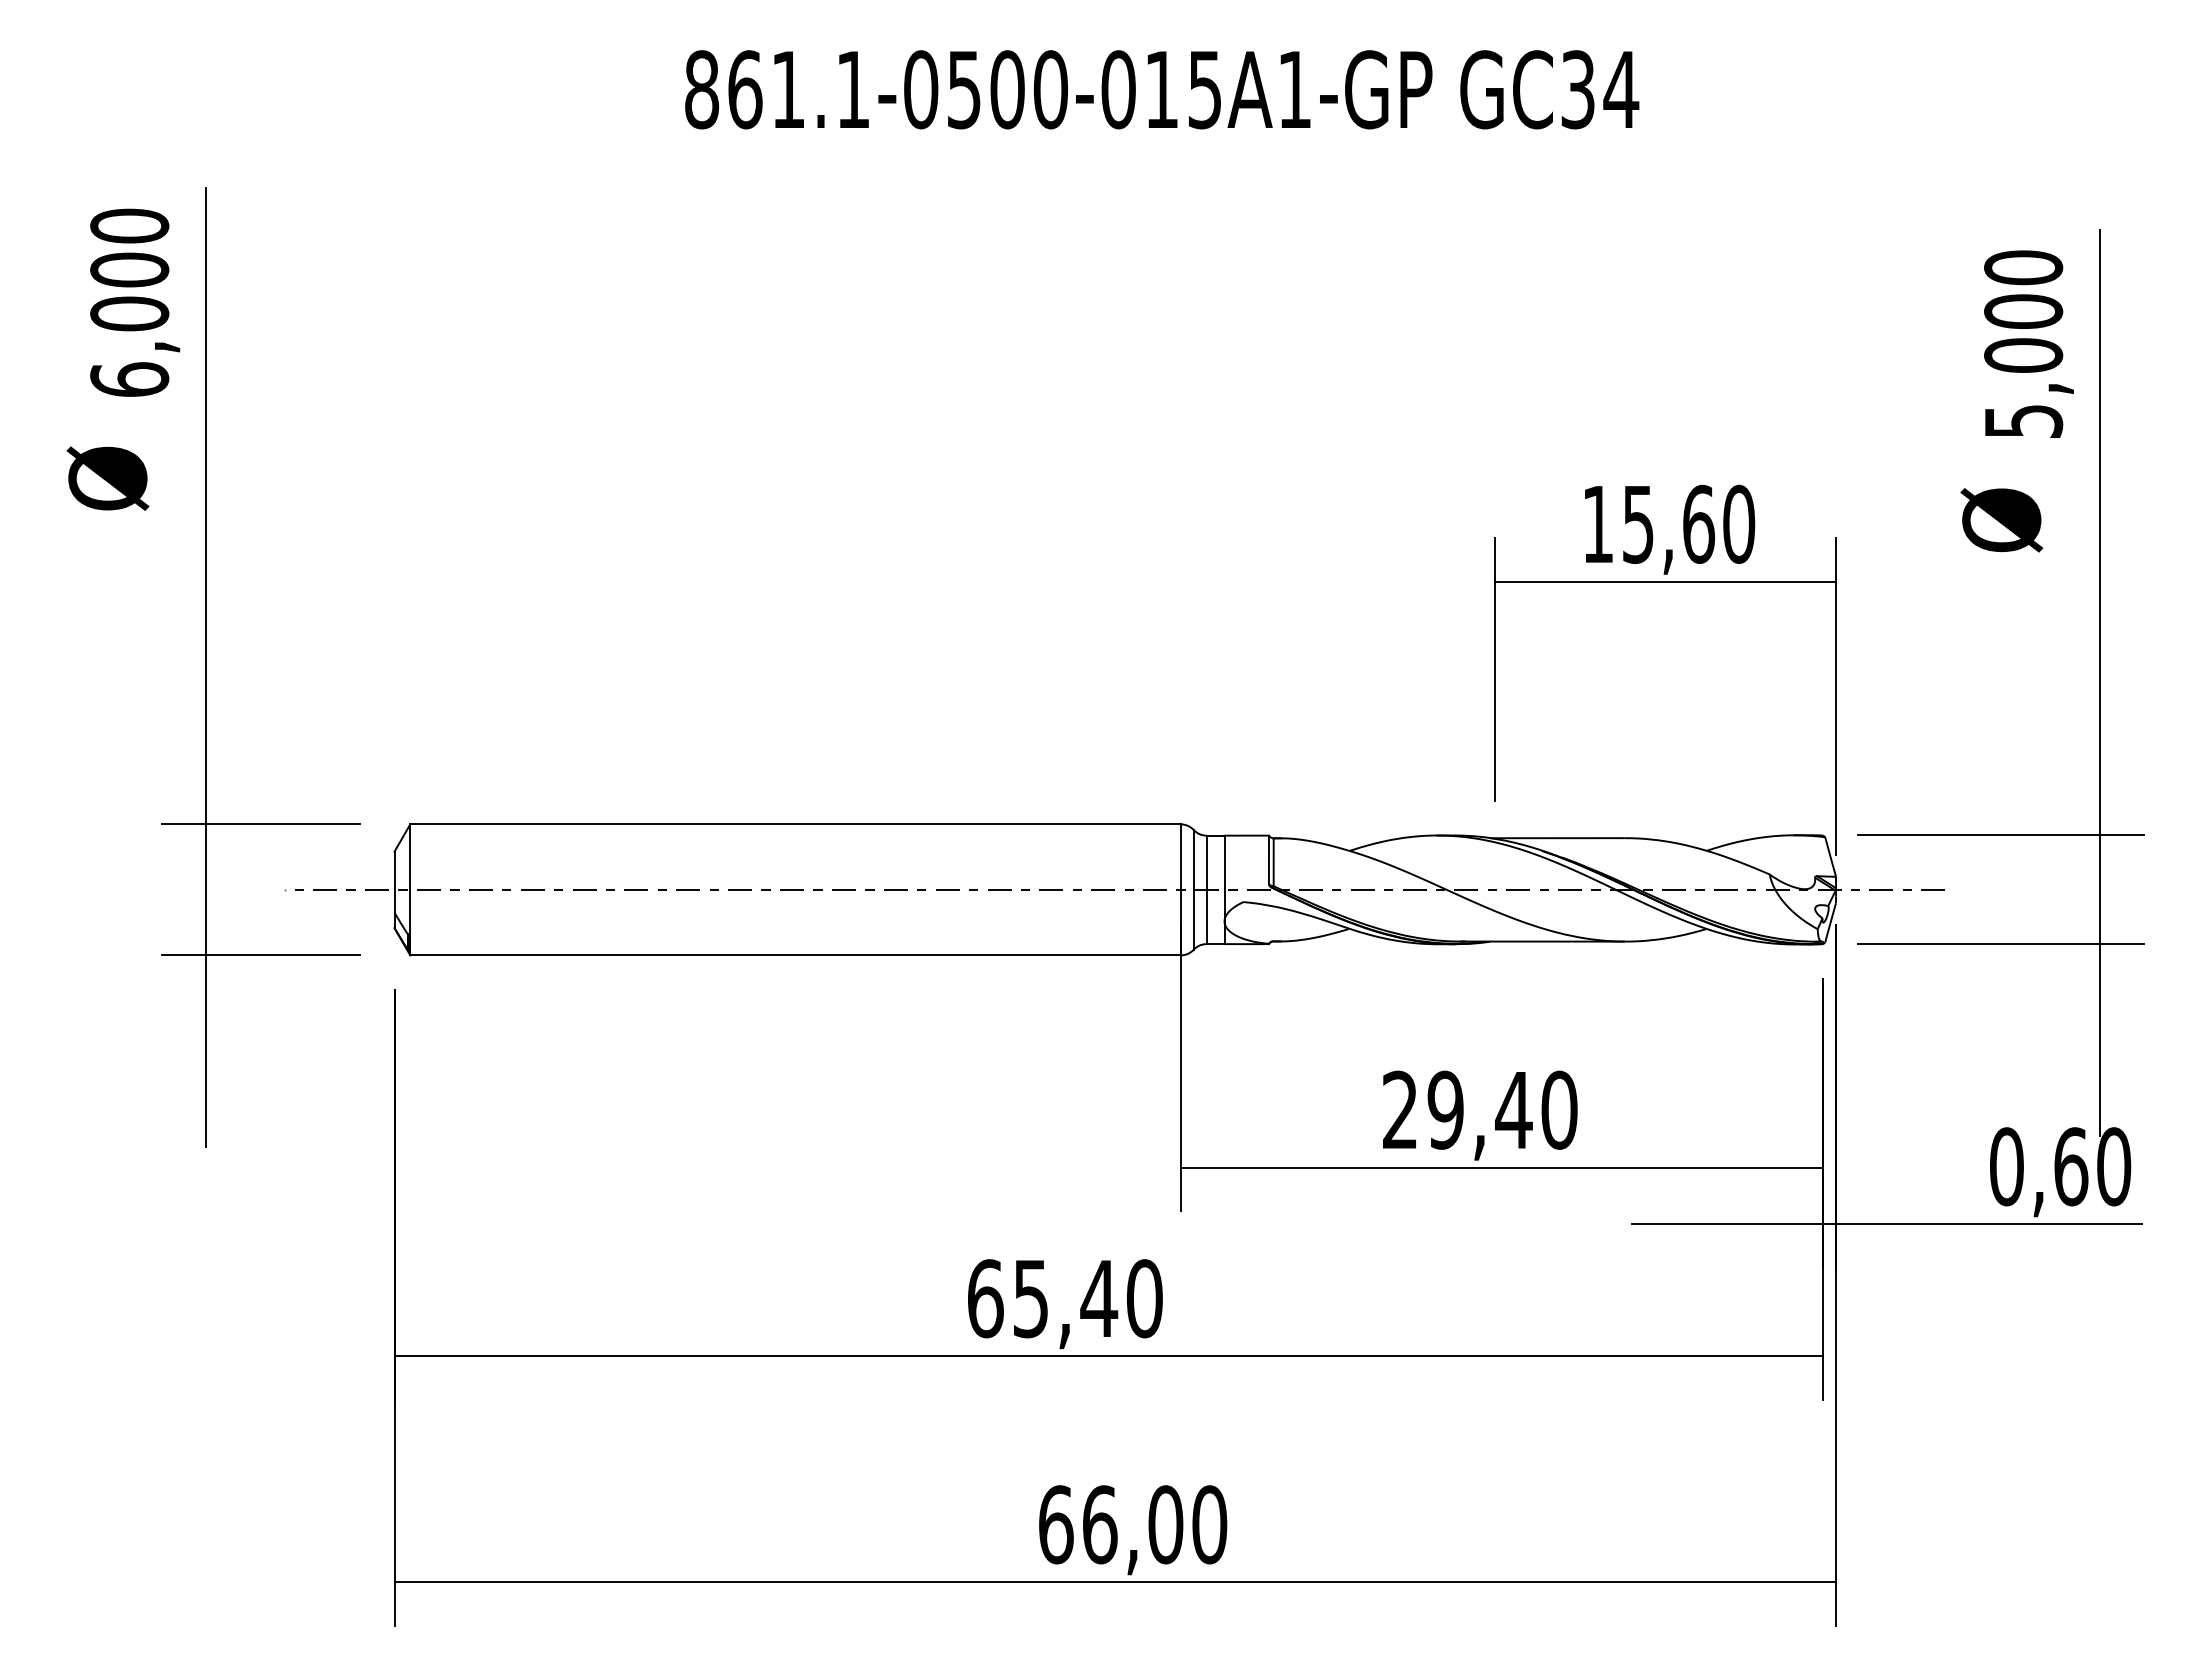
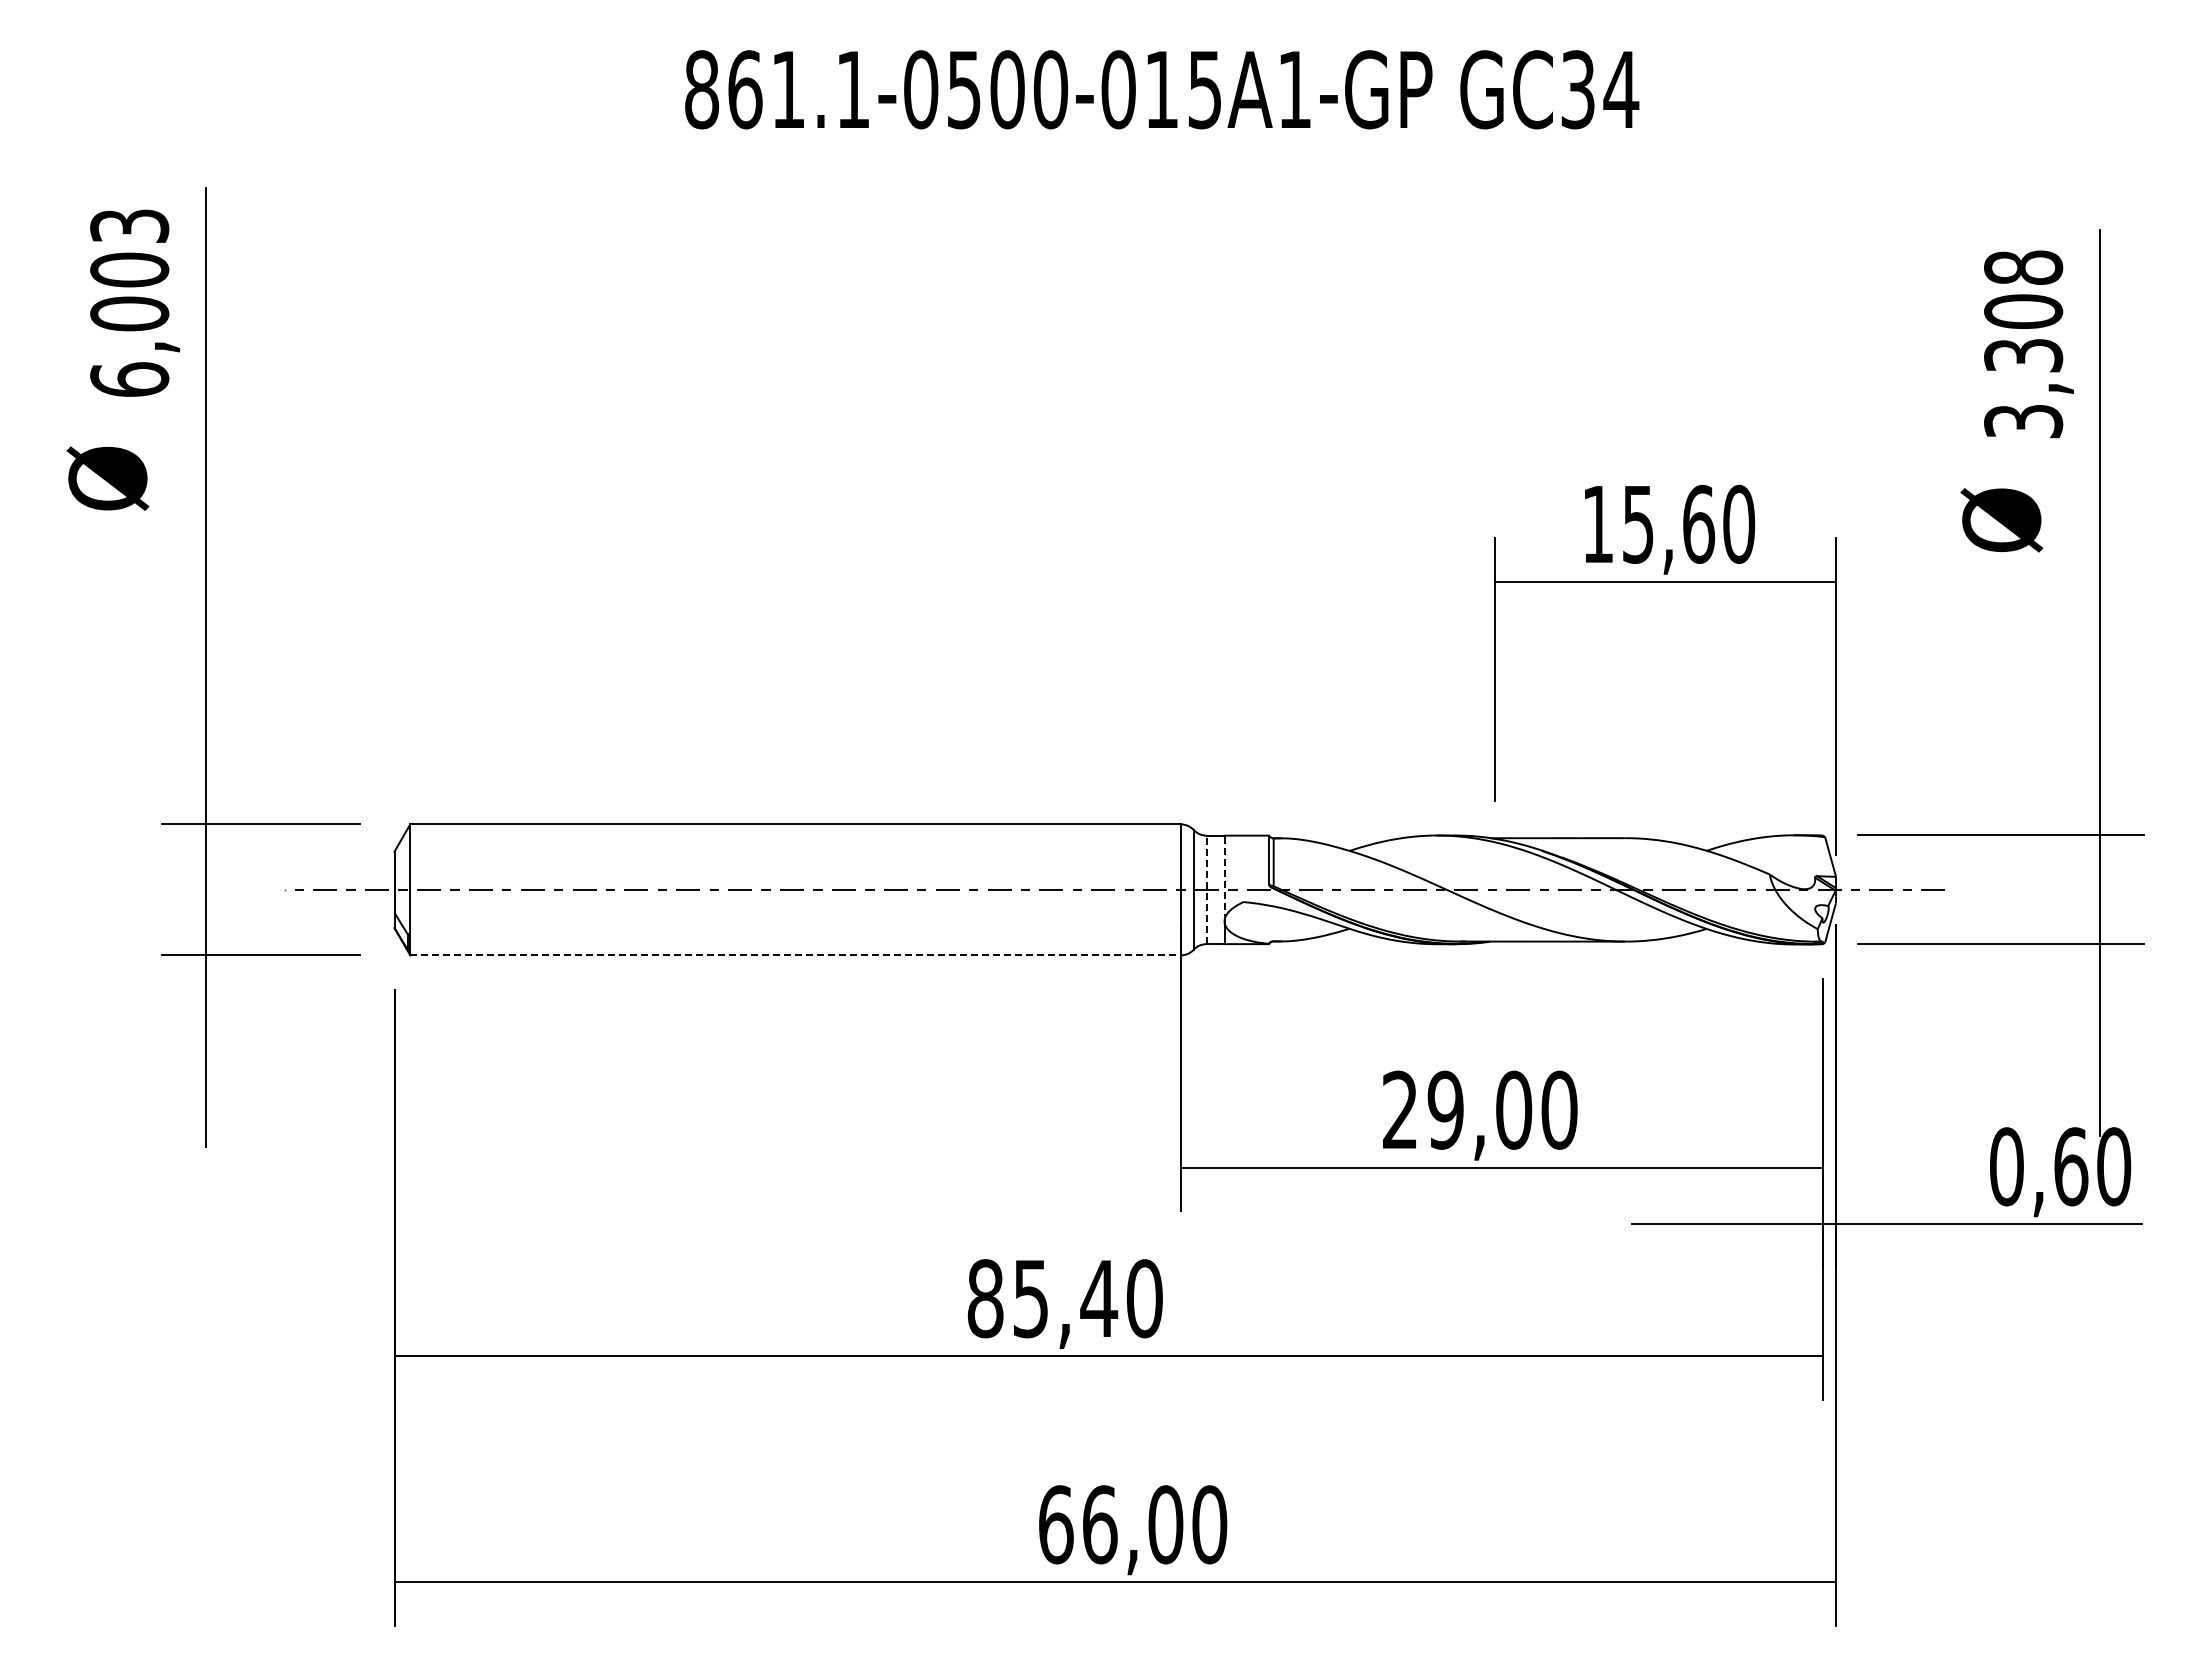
text: 6,000 -> 6,003 (129, 225)
text: 5,000 -> 3,308 (2023, 343)
line: solid -> dashed (1224, 878)
line: solid -> dashed (1206, 889)
line: solid -> dashed (796, 955)
text: 29,40 -> 29,00 (1513, 1109)
text: 65,40 -> 85,40 (985, 1298)
